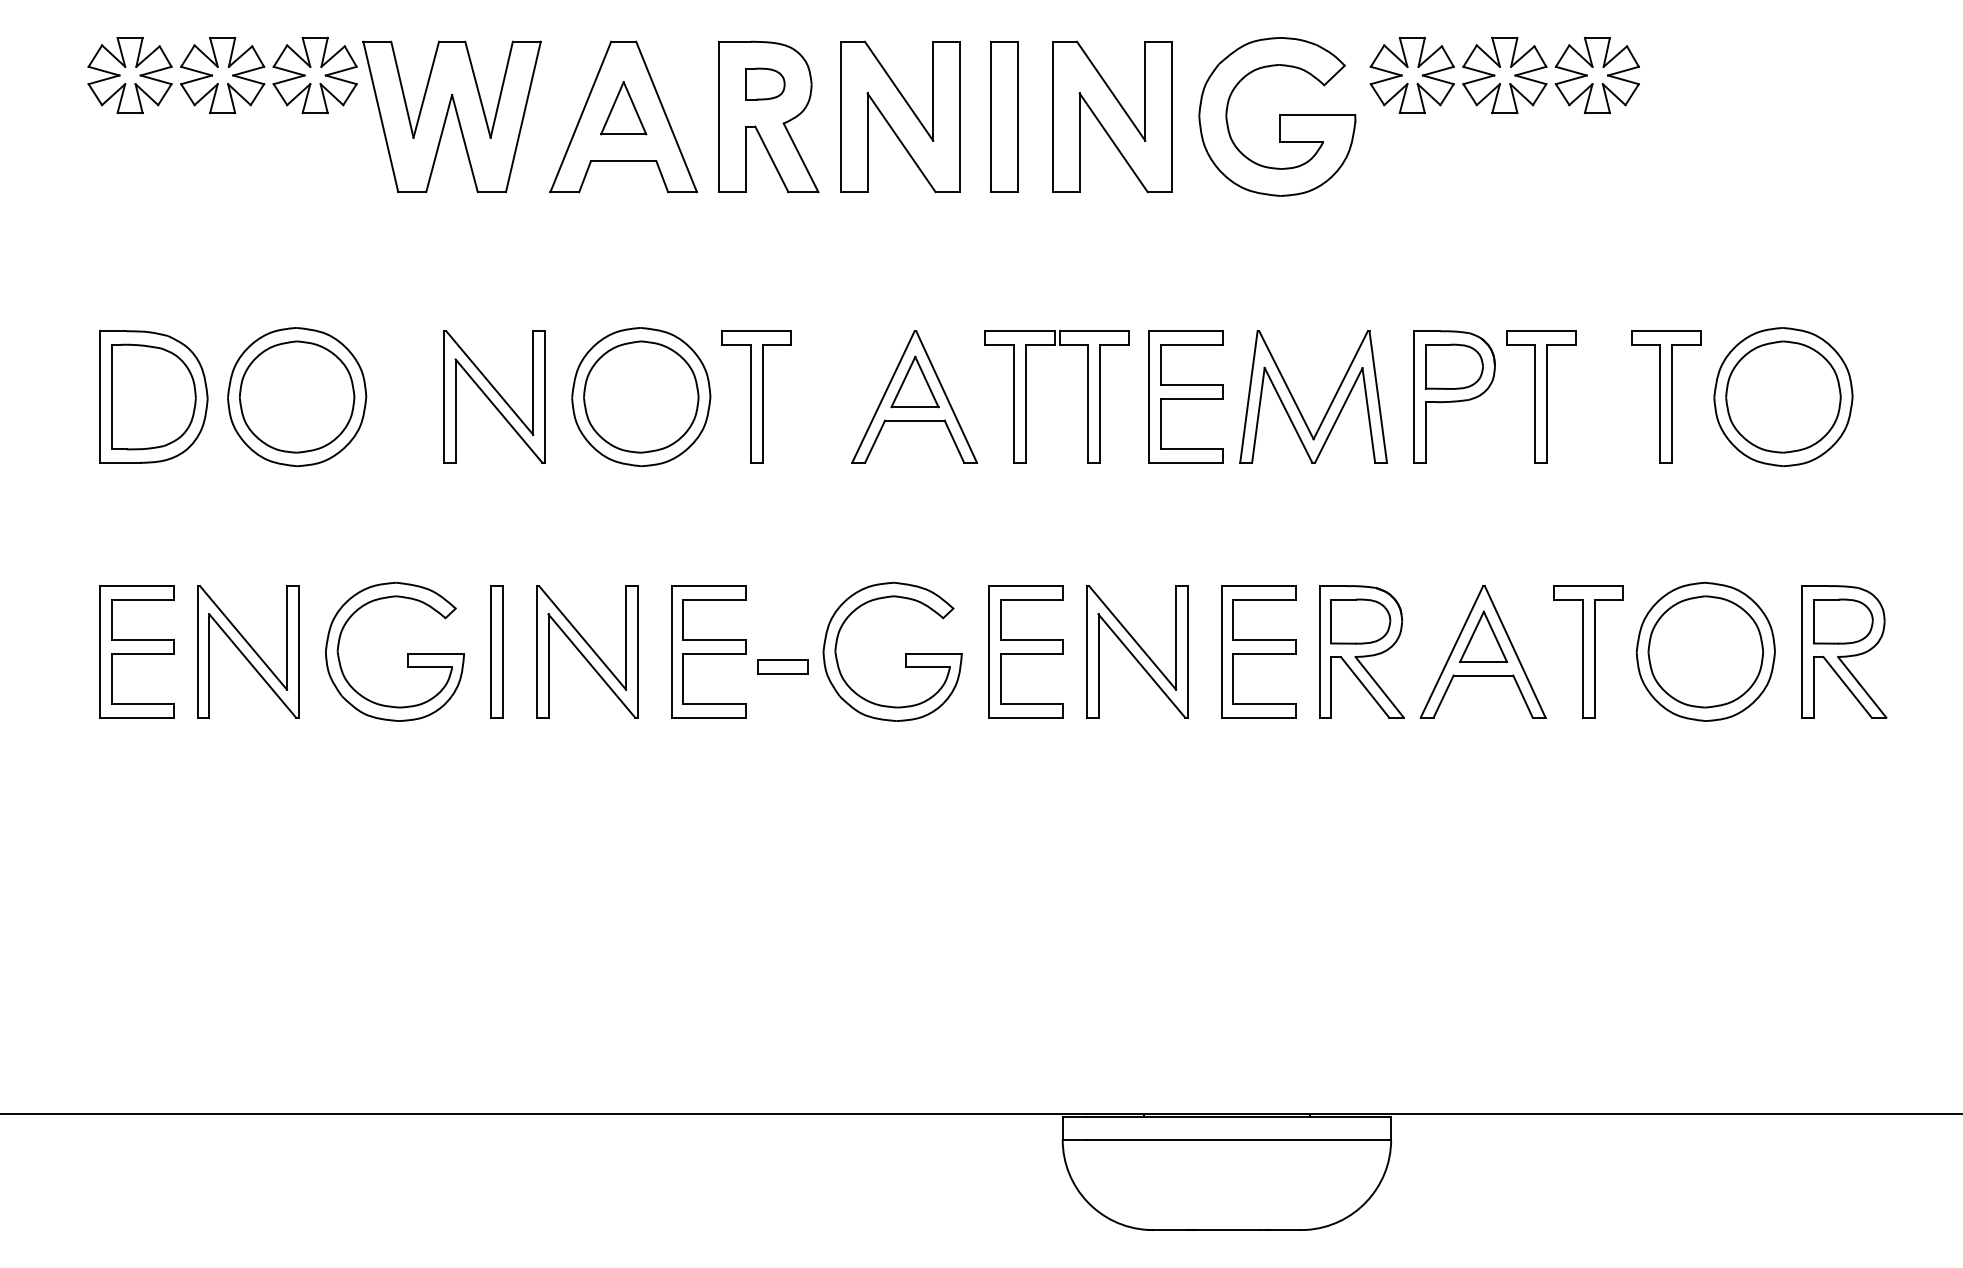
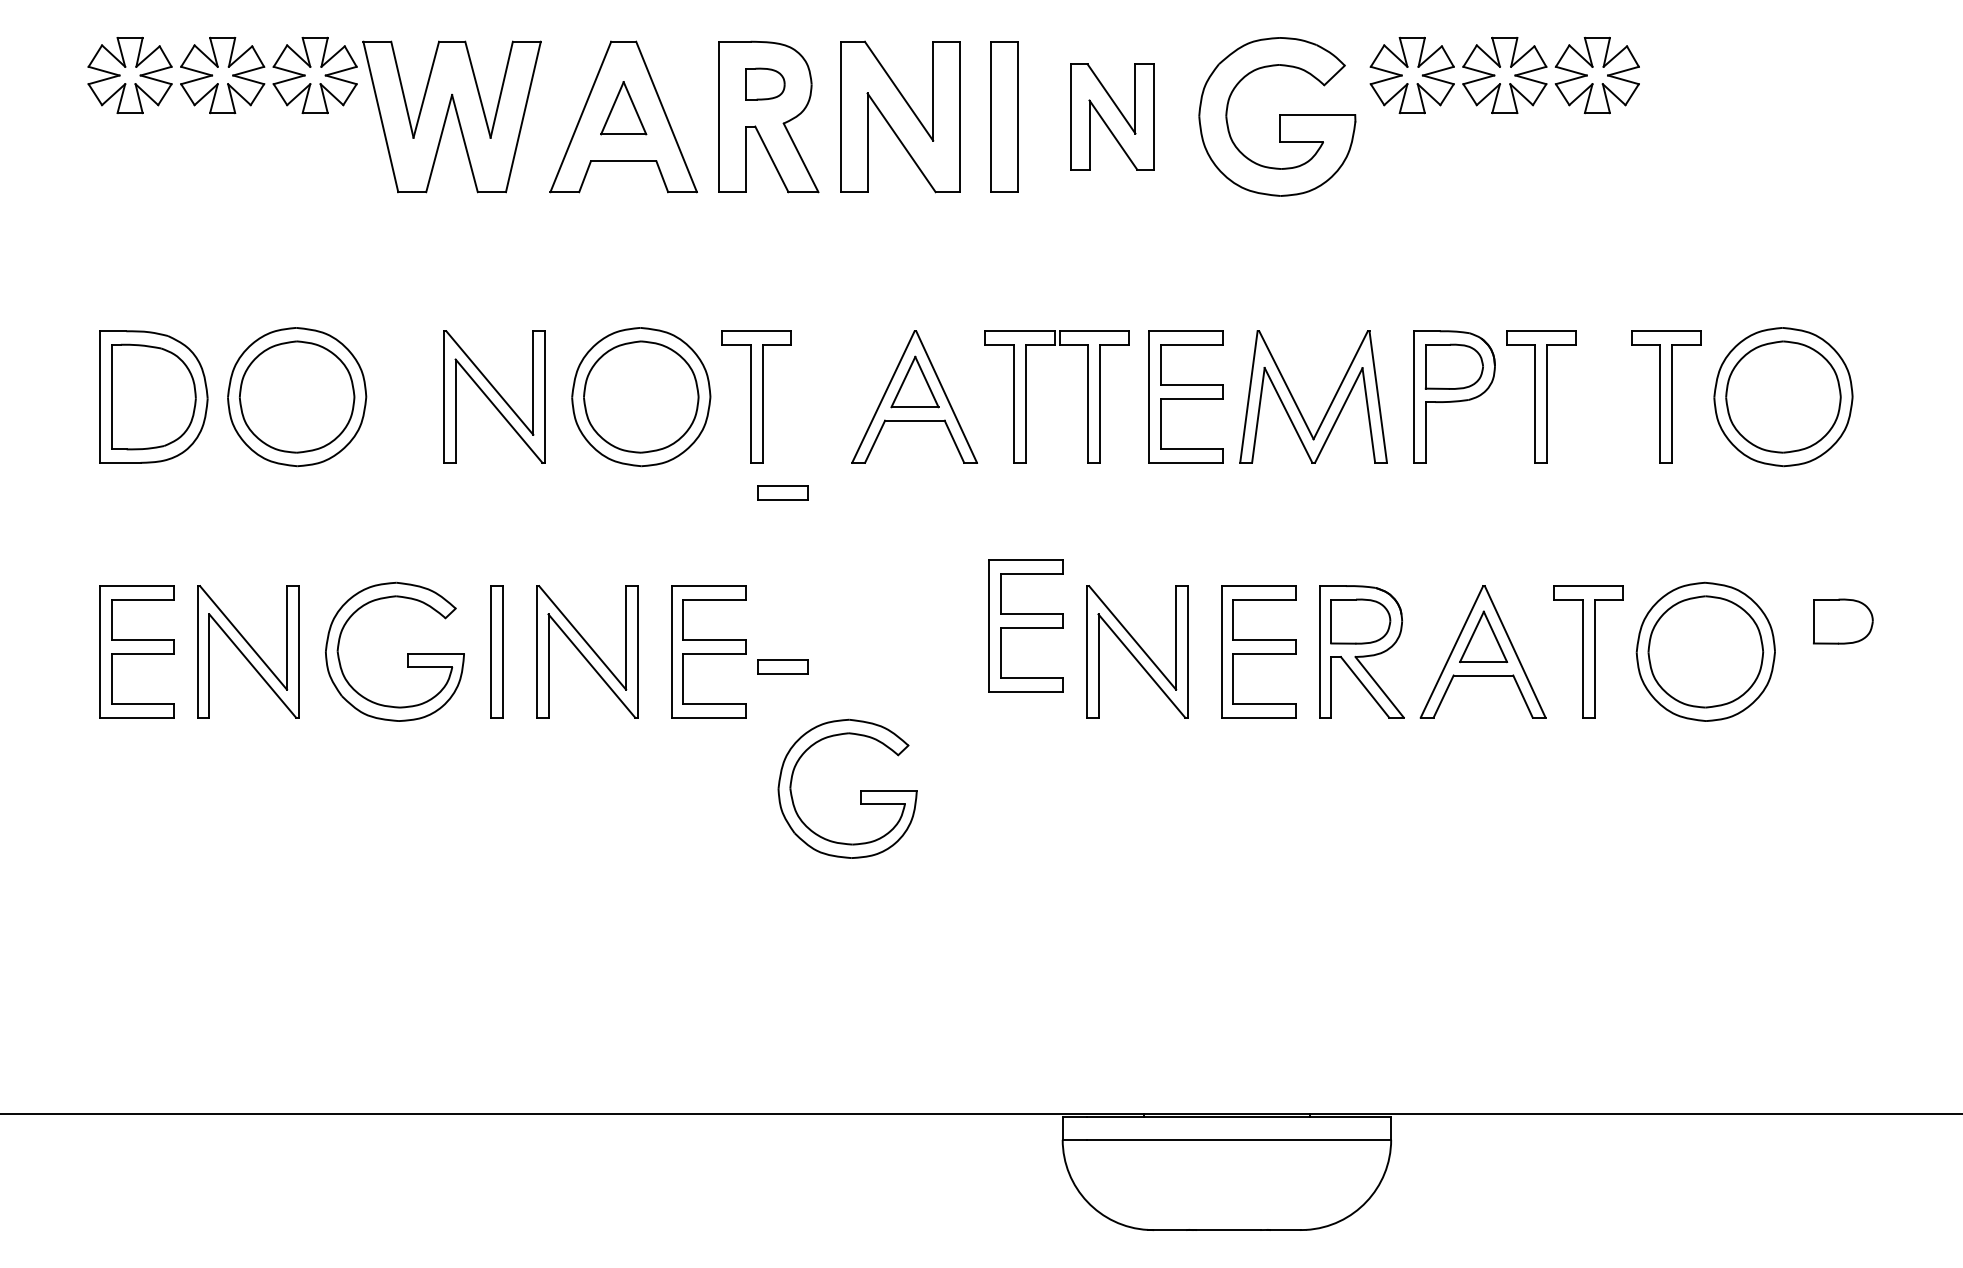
part size: 121x154 px -> 85x108 px (1112, 116)
part: none -> present (782, 492)
part position: (1025, 651) -> (1025, 625) (1025, 625)
part: present -> none (1844, 651)
part position: (905, 653) -> (860, 790) (860, 790)
